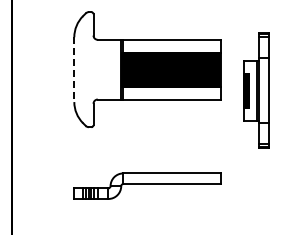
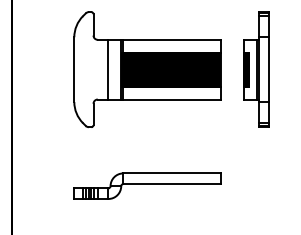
line: none -> present (108, 69)
line: dashed -> solid (74, 70)
part position: (256, 90) -> (256, 69) (256, 69)
